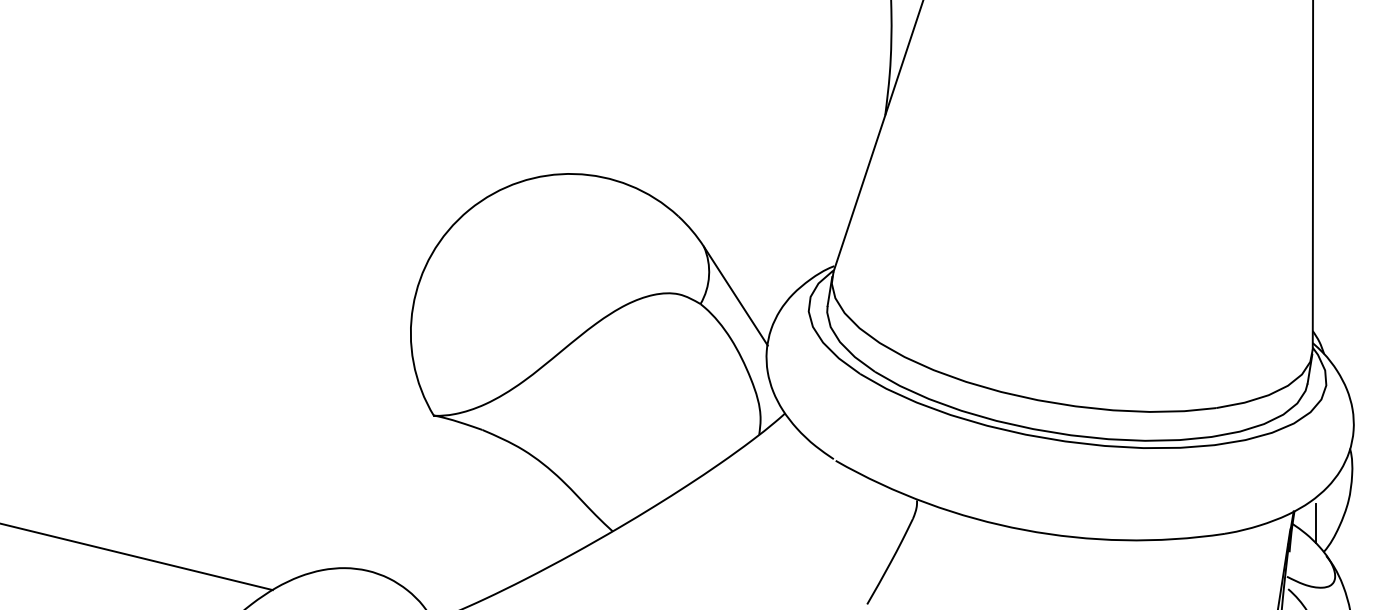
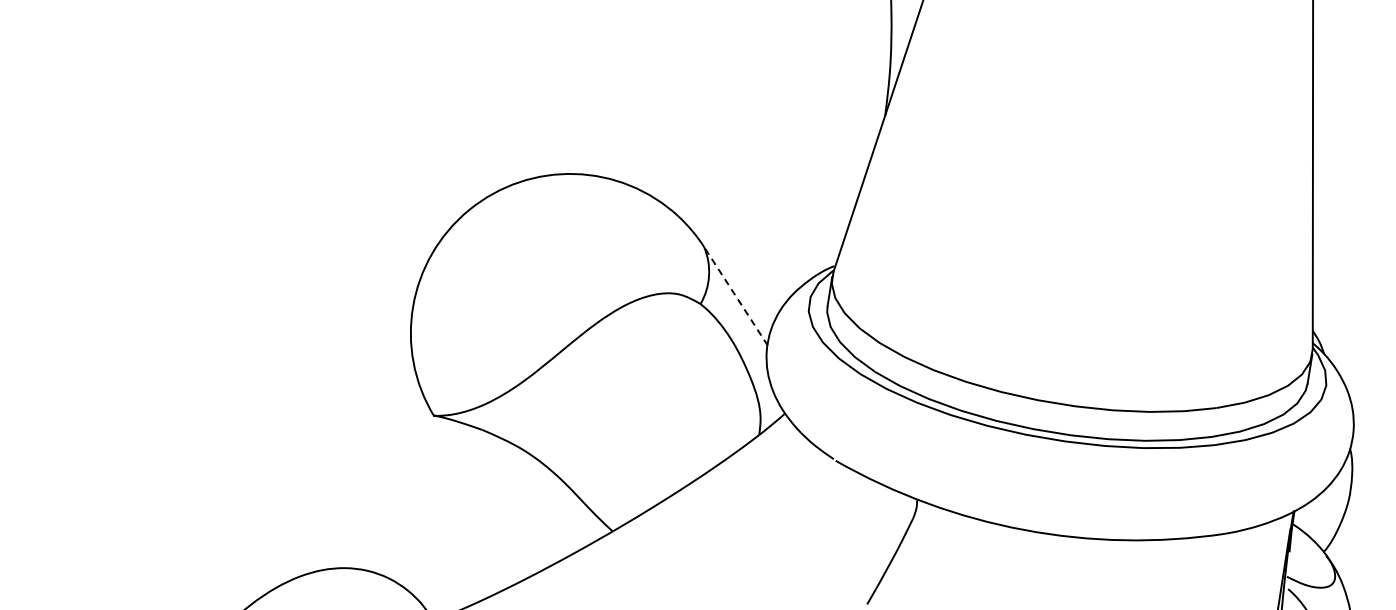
line: solid -> dashed (735, 296)
line: present -> none (1315, 523)
line: present -> none (137, 557)
